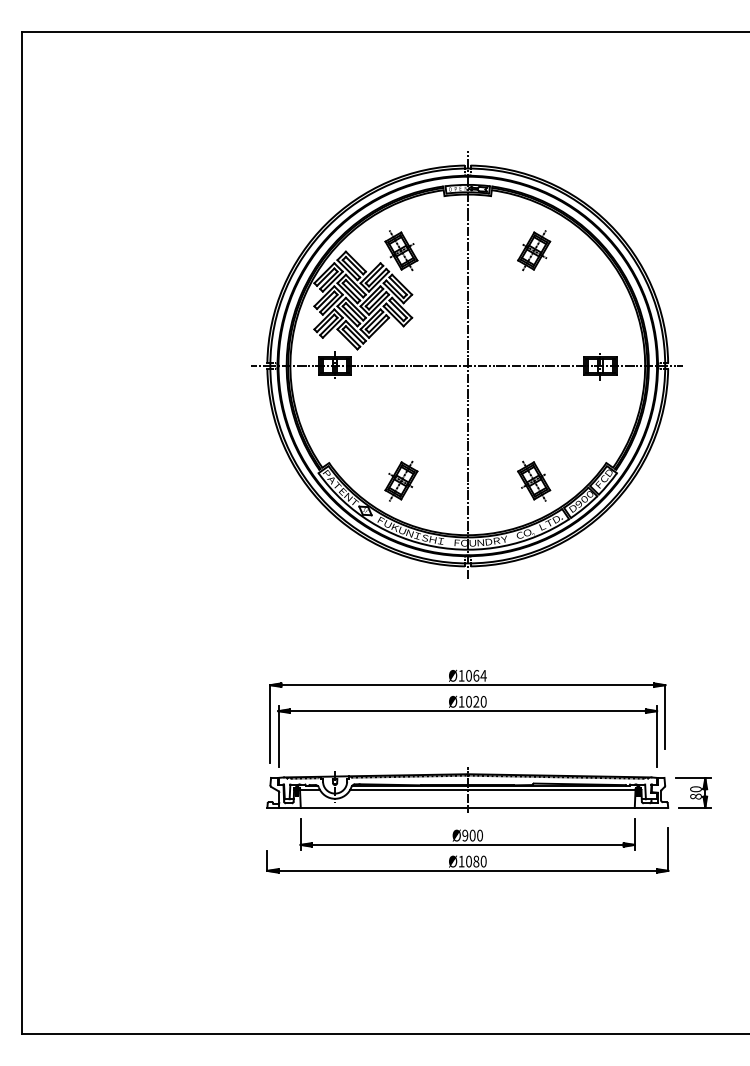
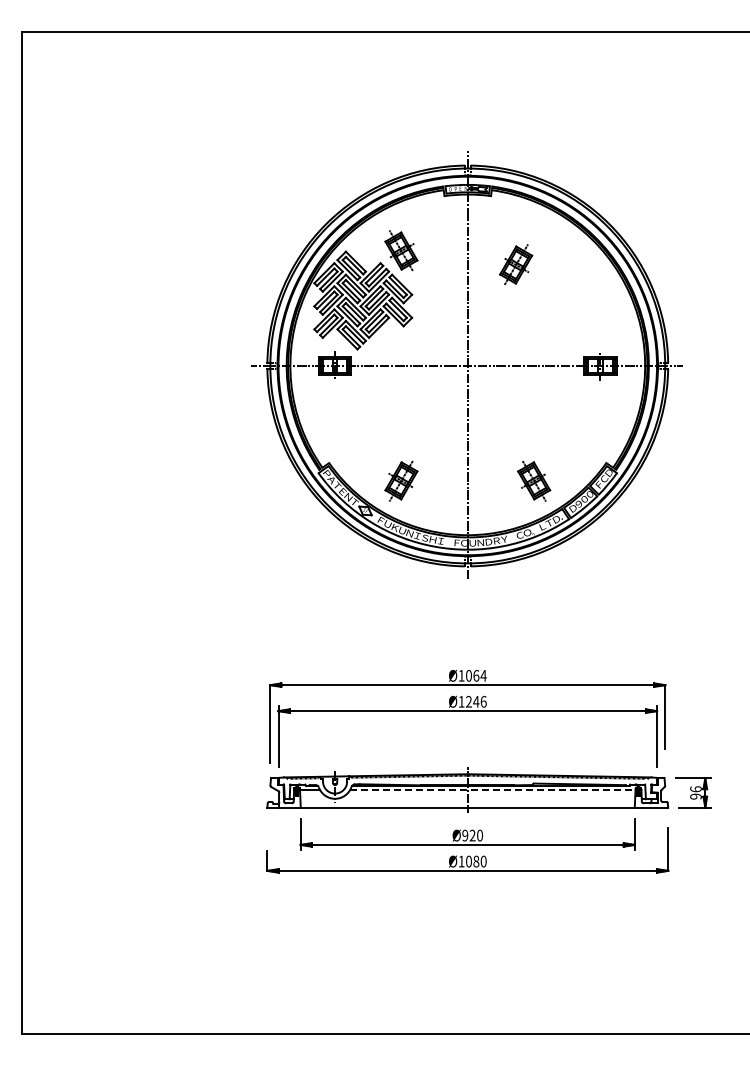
part position: (534, 250) -> (516, 264) (516, 264)
text: Ø1020 -> Ø1246 (476, 701)
line: solid -> dashed (492, 790)
text: 80 -> 96 (695, 792)
text: Ø900 -> Ø920 (472, 835)
